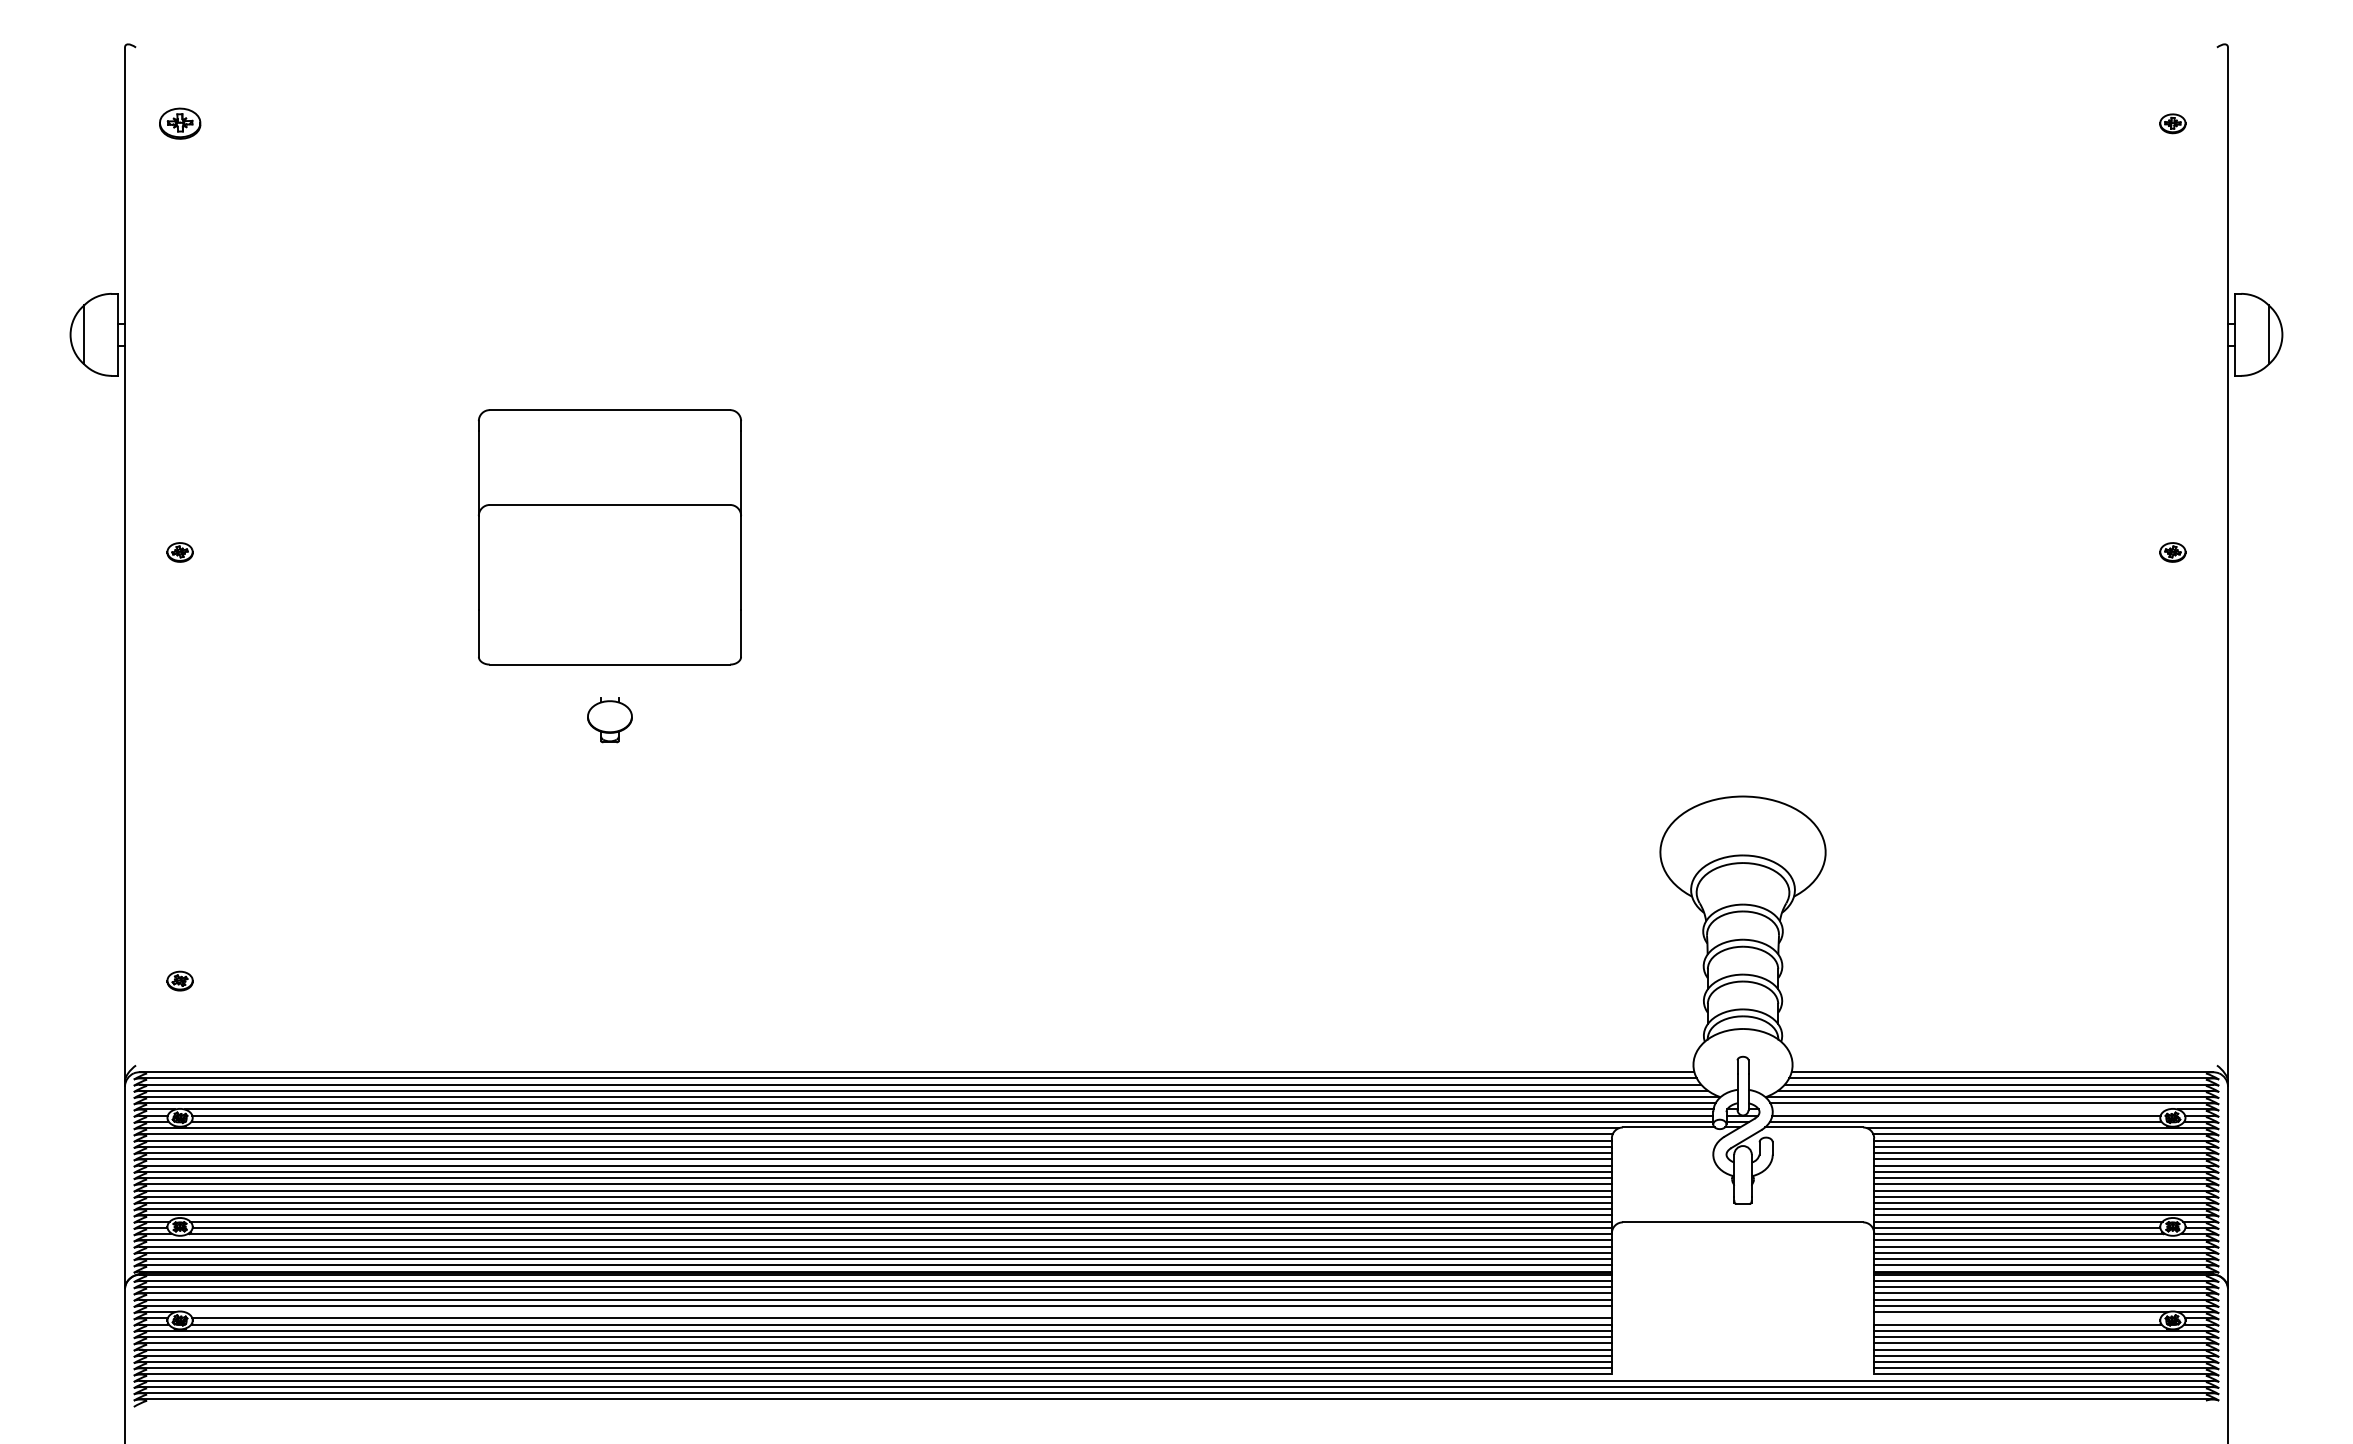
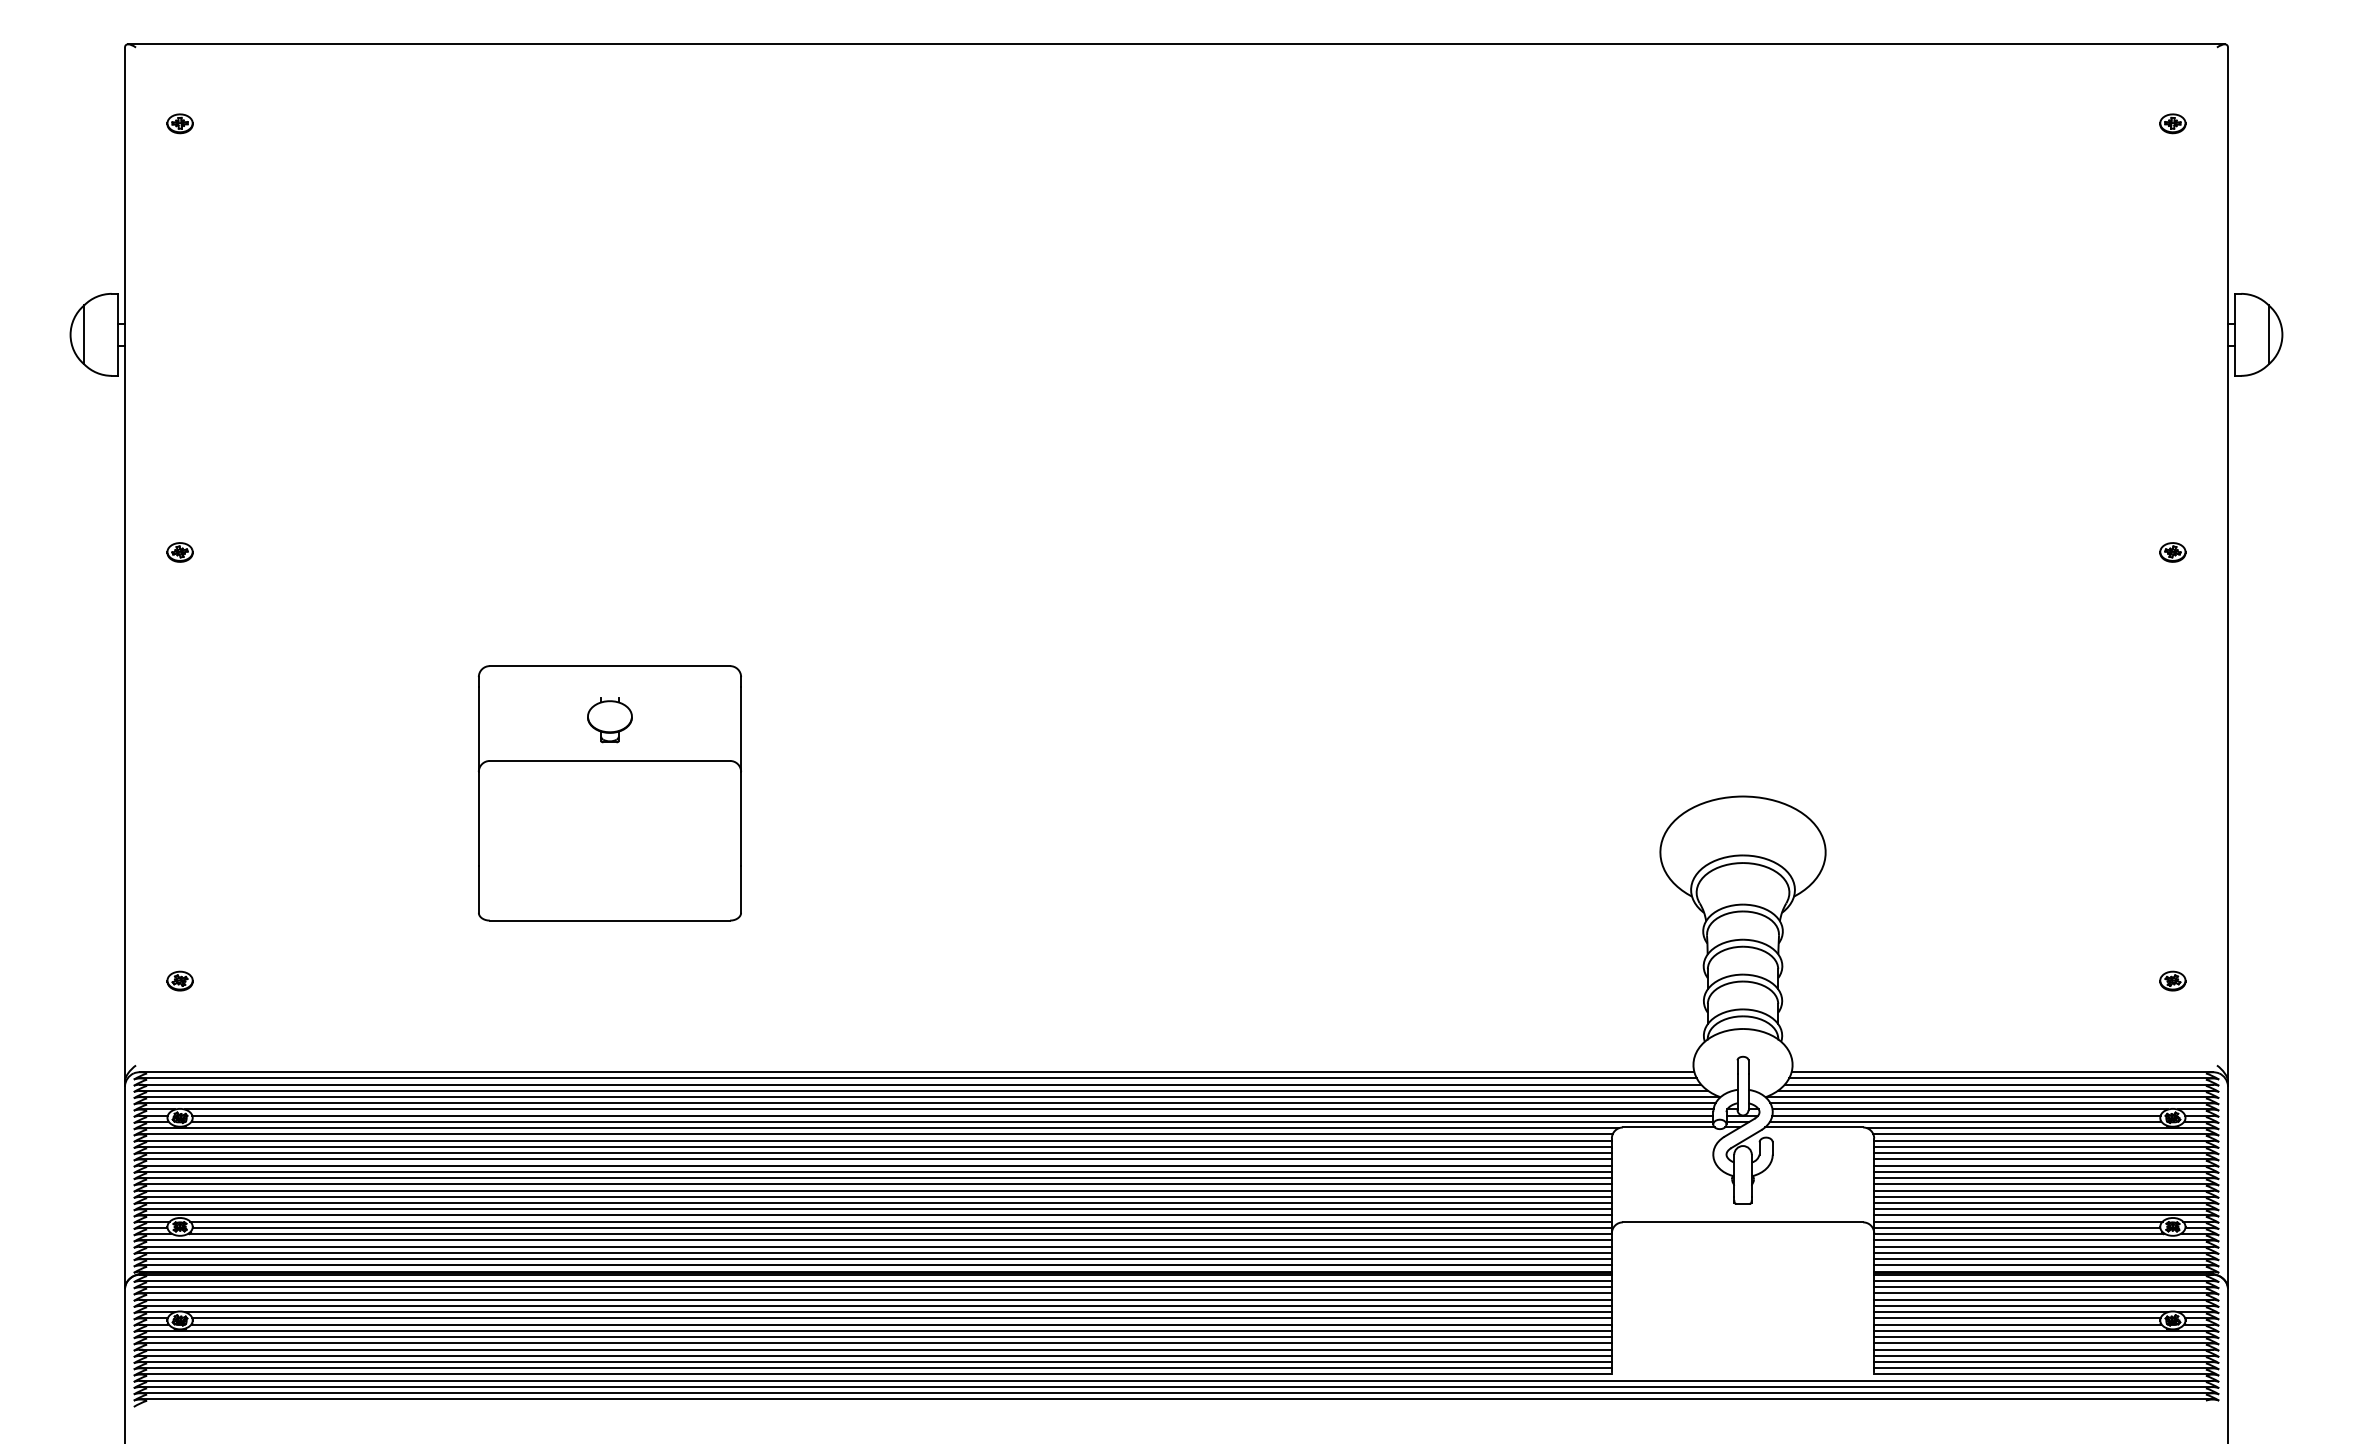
line: none -> present (1176, 44)
part size: 43x33 px -> 28x22 px (179, 123)
part position: (609, 537) -> (609, 793) (609, 793)
part: none -> present (2172, 980)
line: none -> present (1970, 1109)
line: none -> present (897, 1312)
line: none -> present (2017, 1318)
